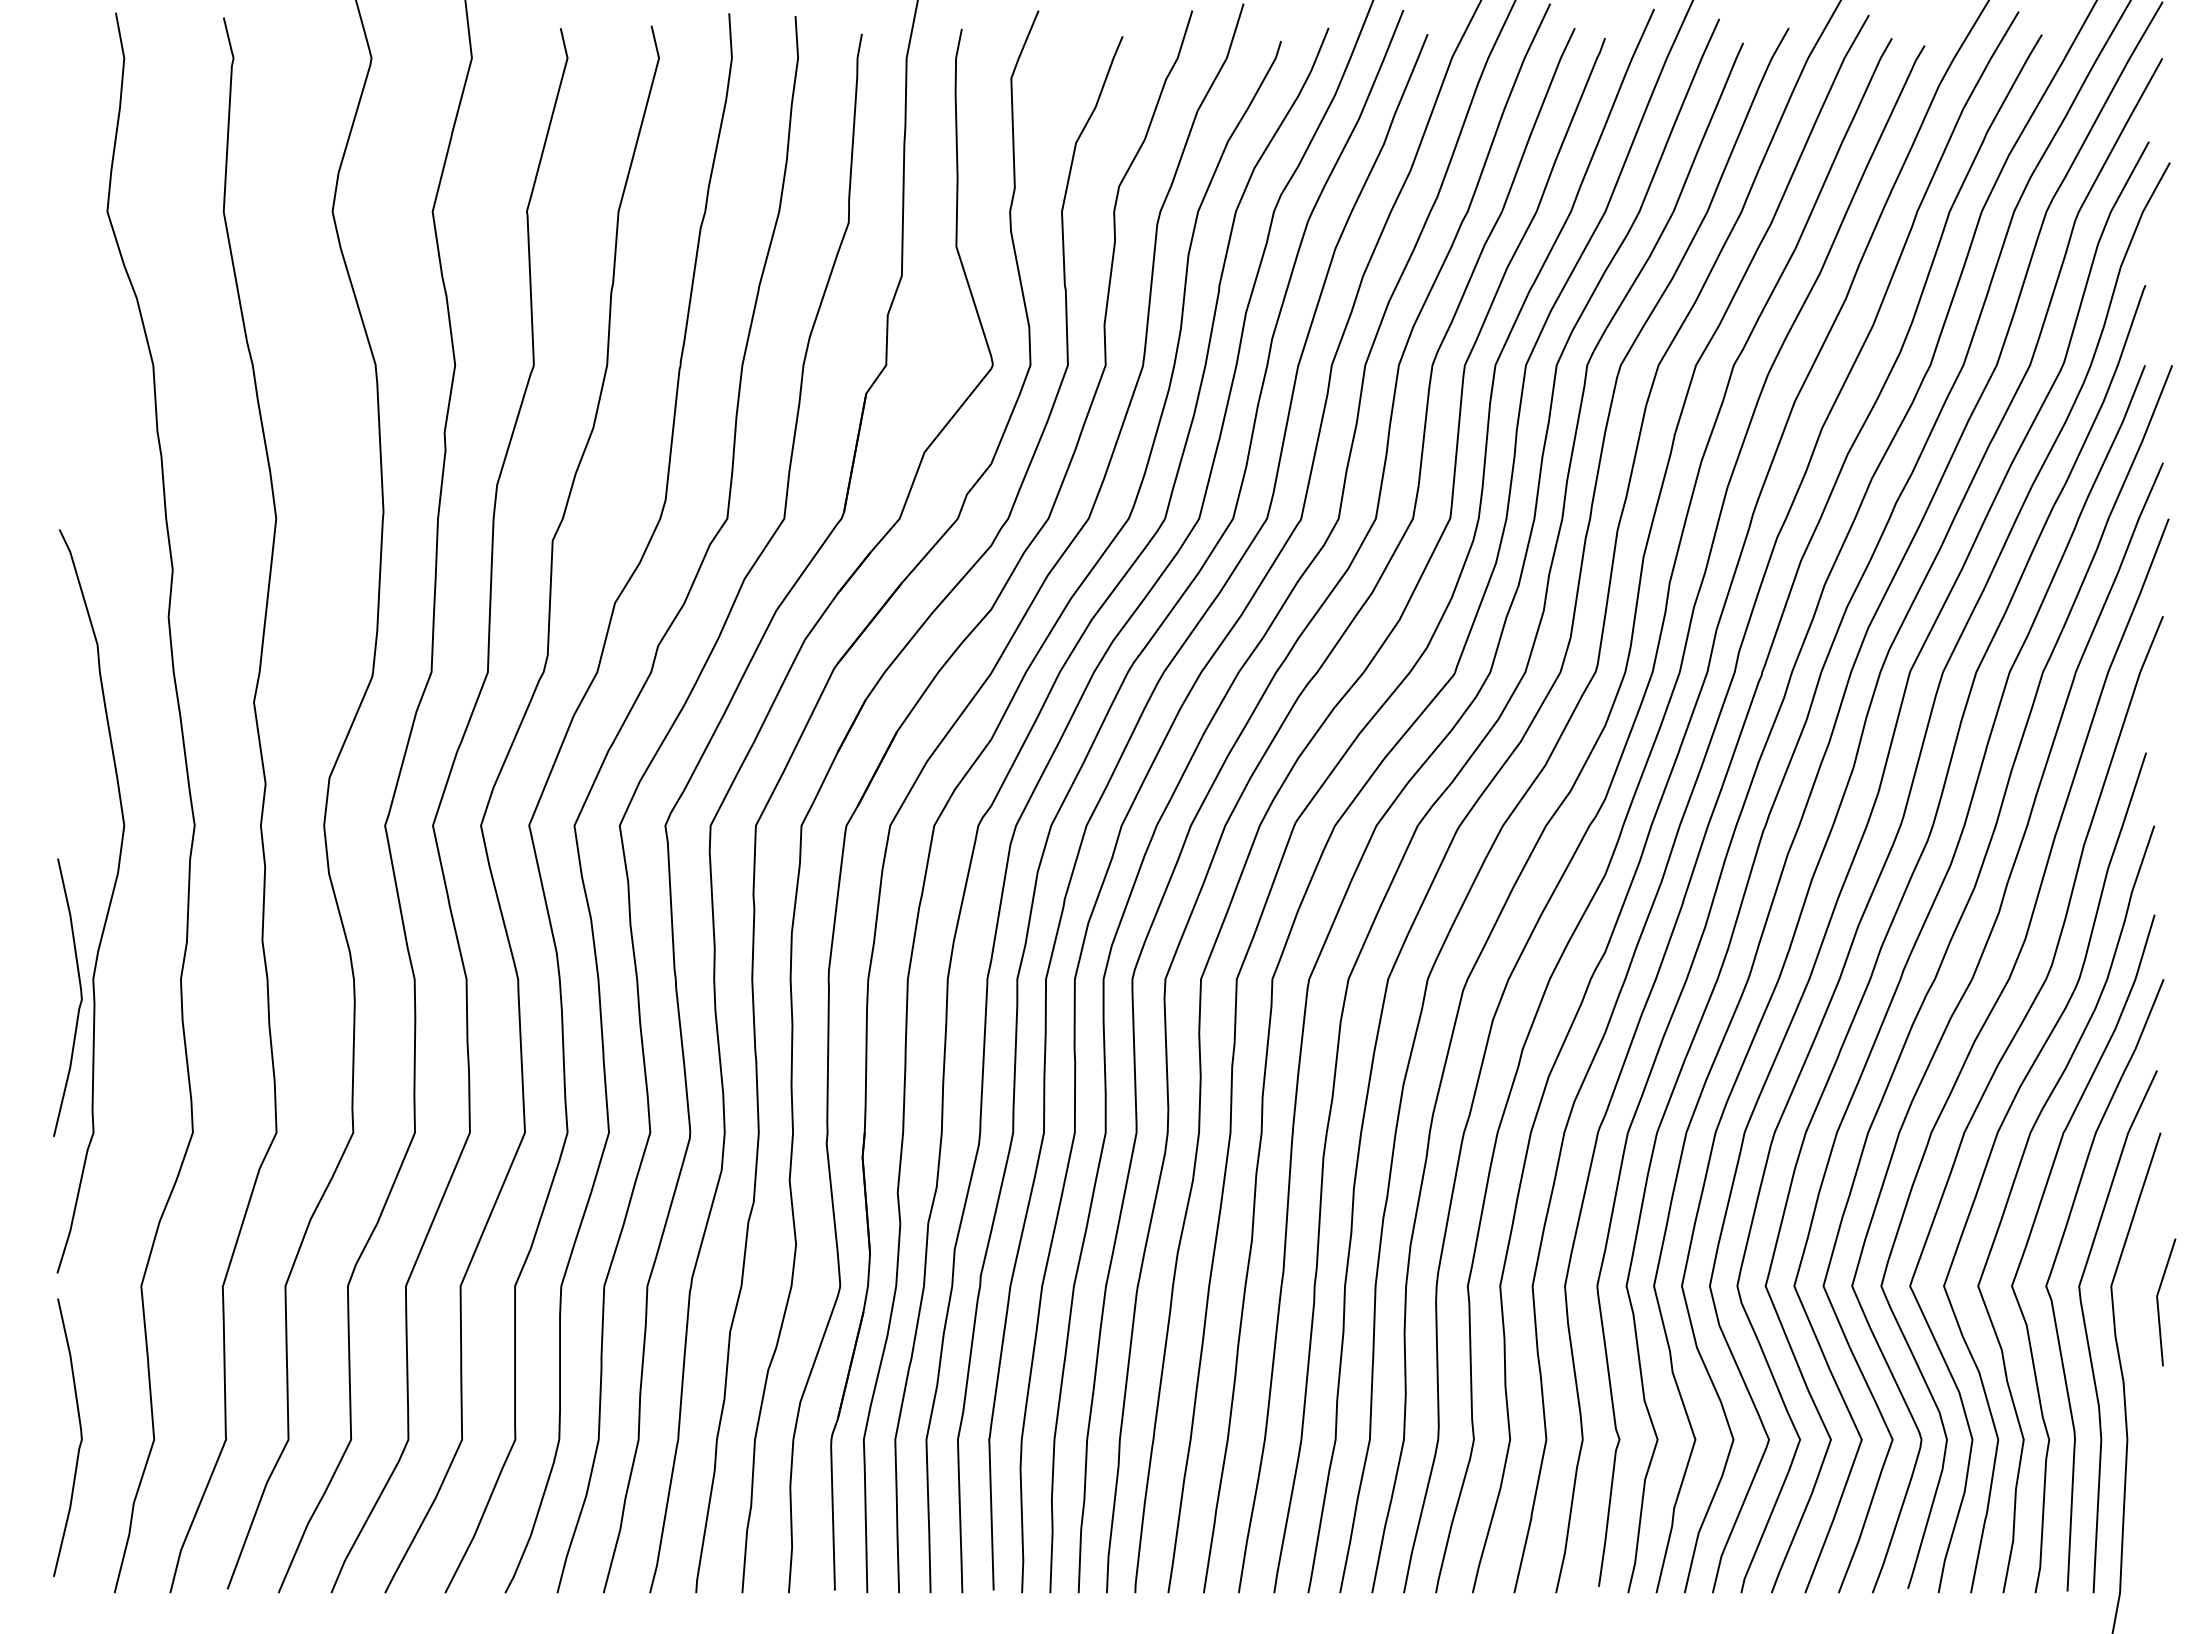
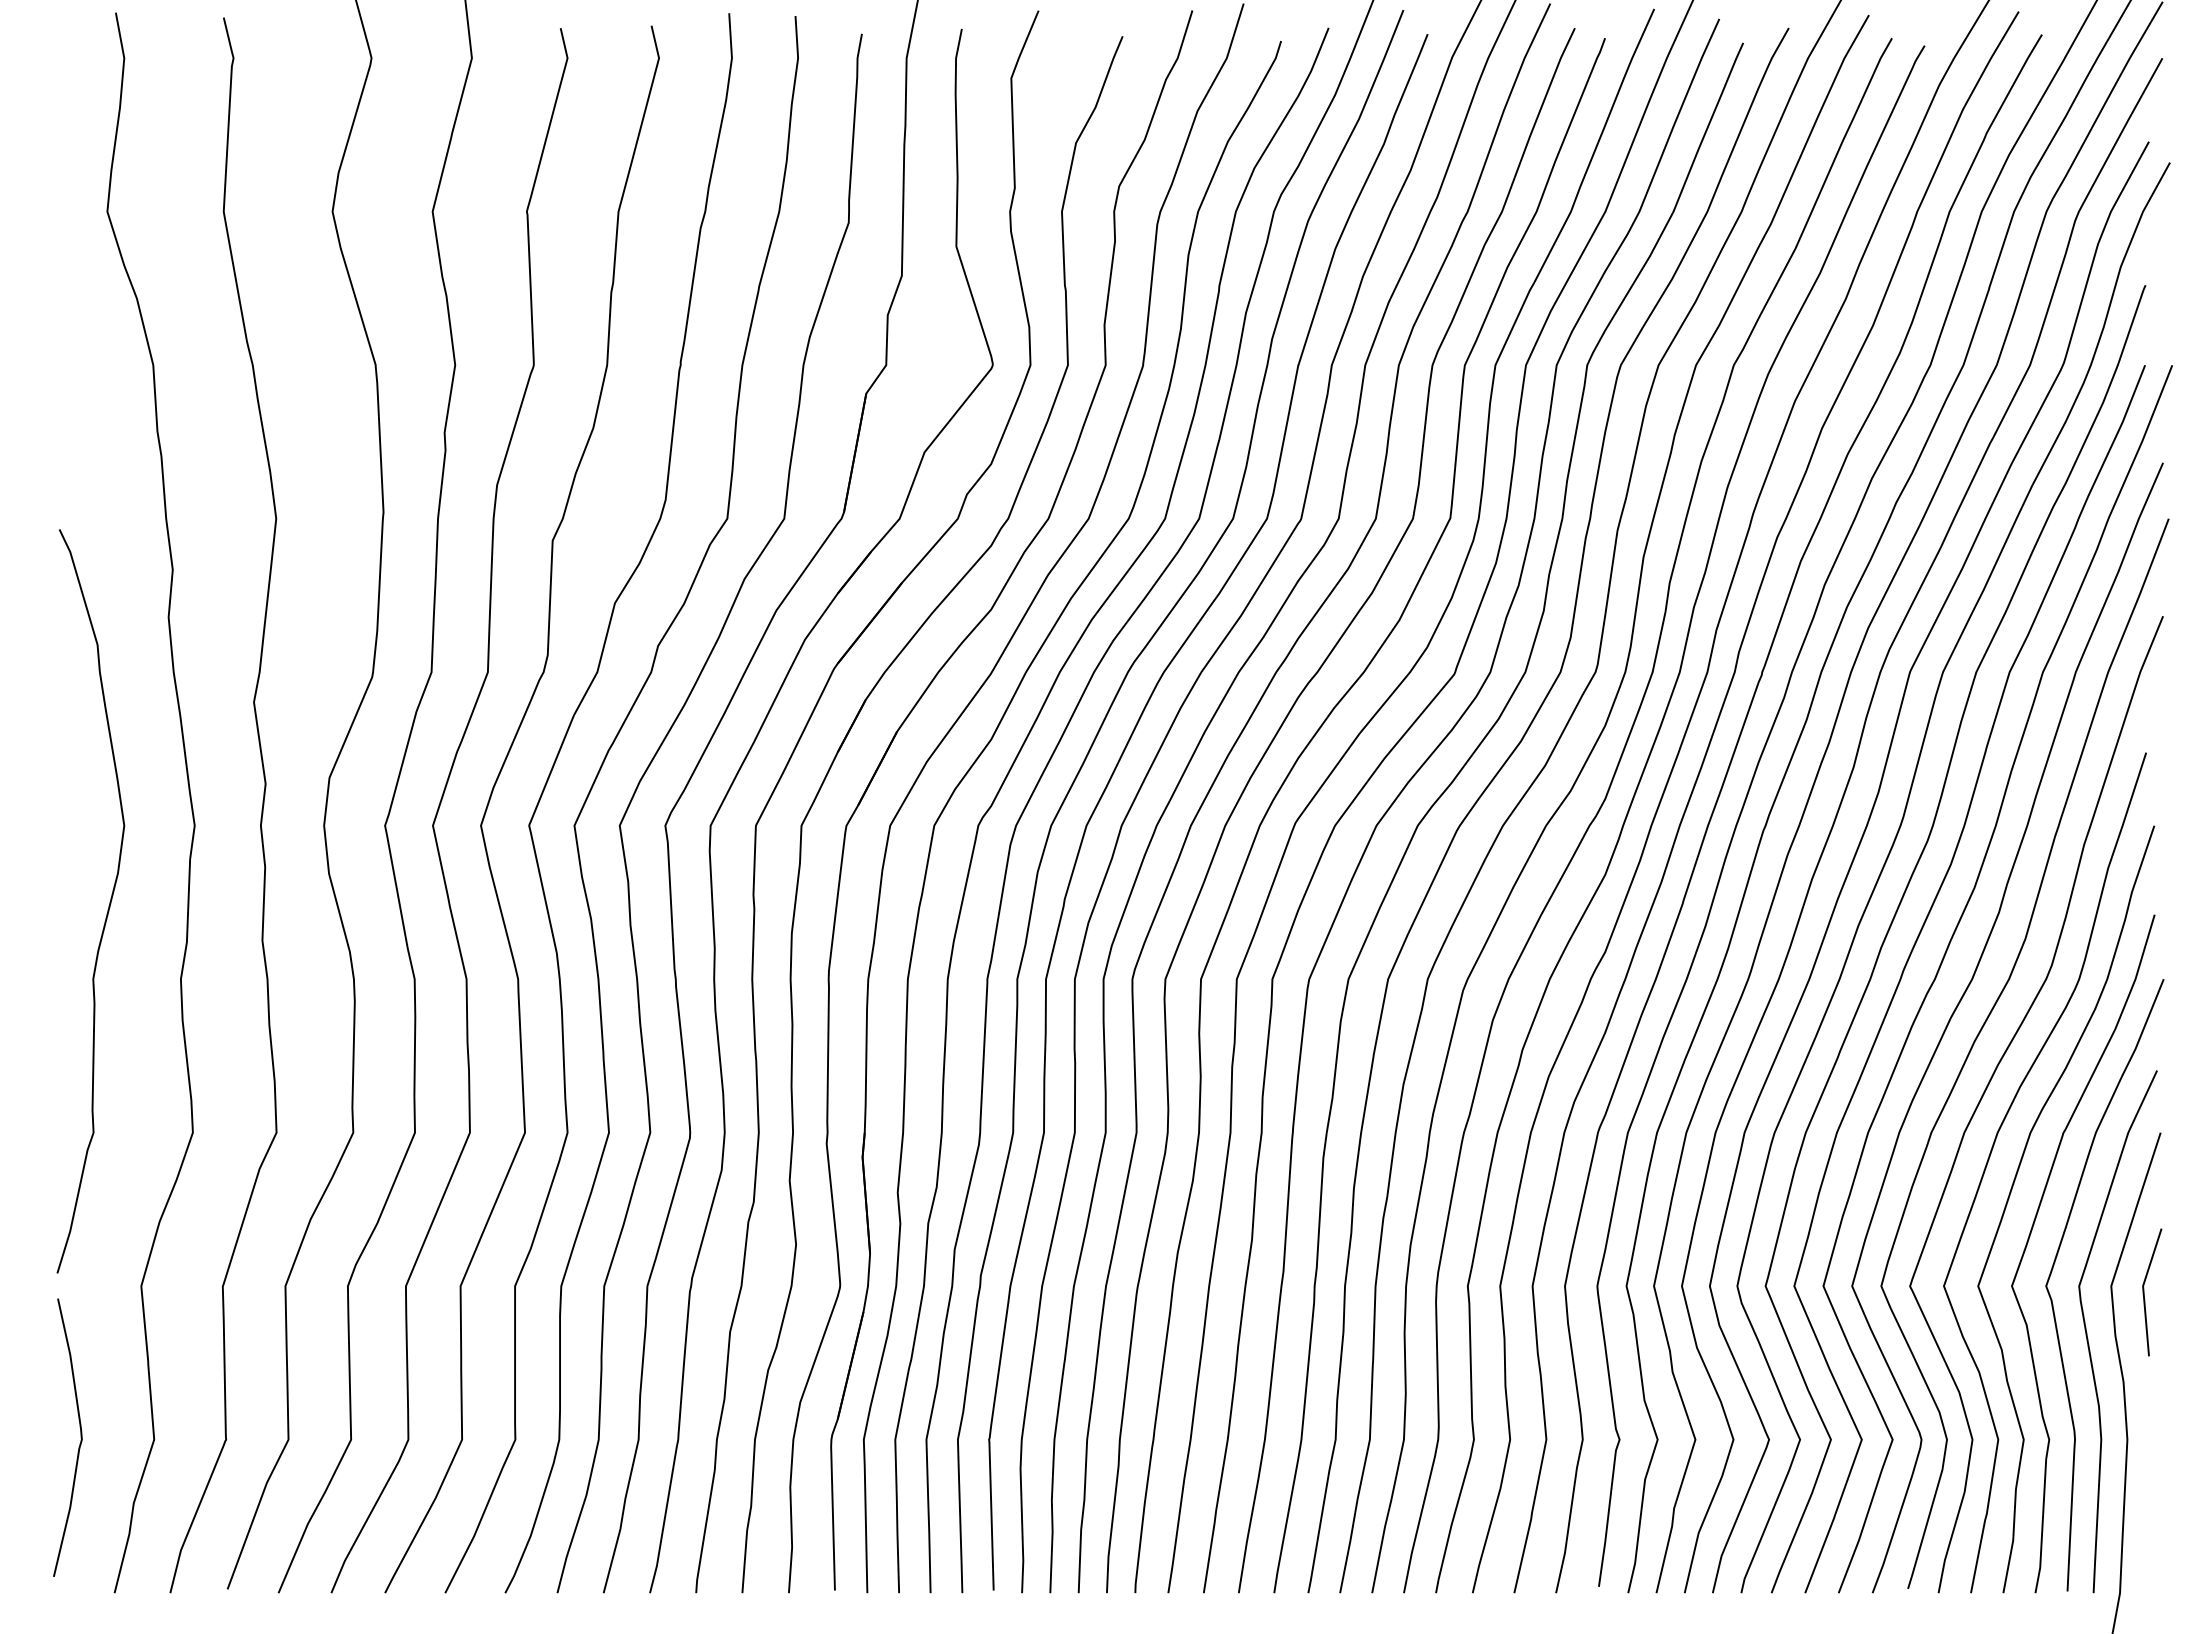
curve: present -> none (80, 997)
line position: (2158, 1302) -> (2144, 1292) (2144, 1292)
